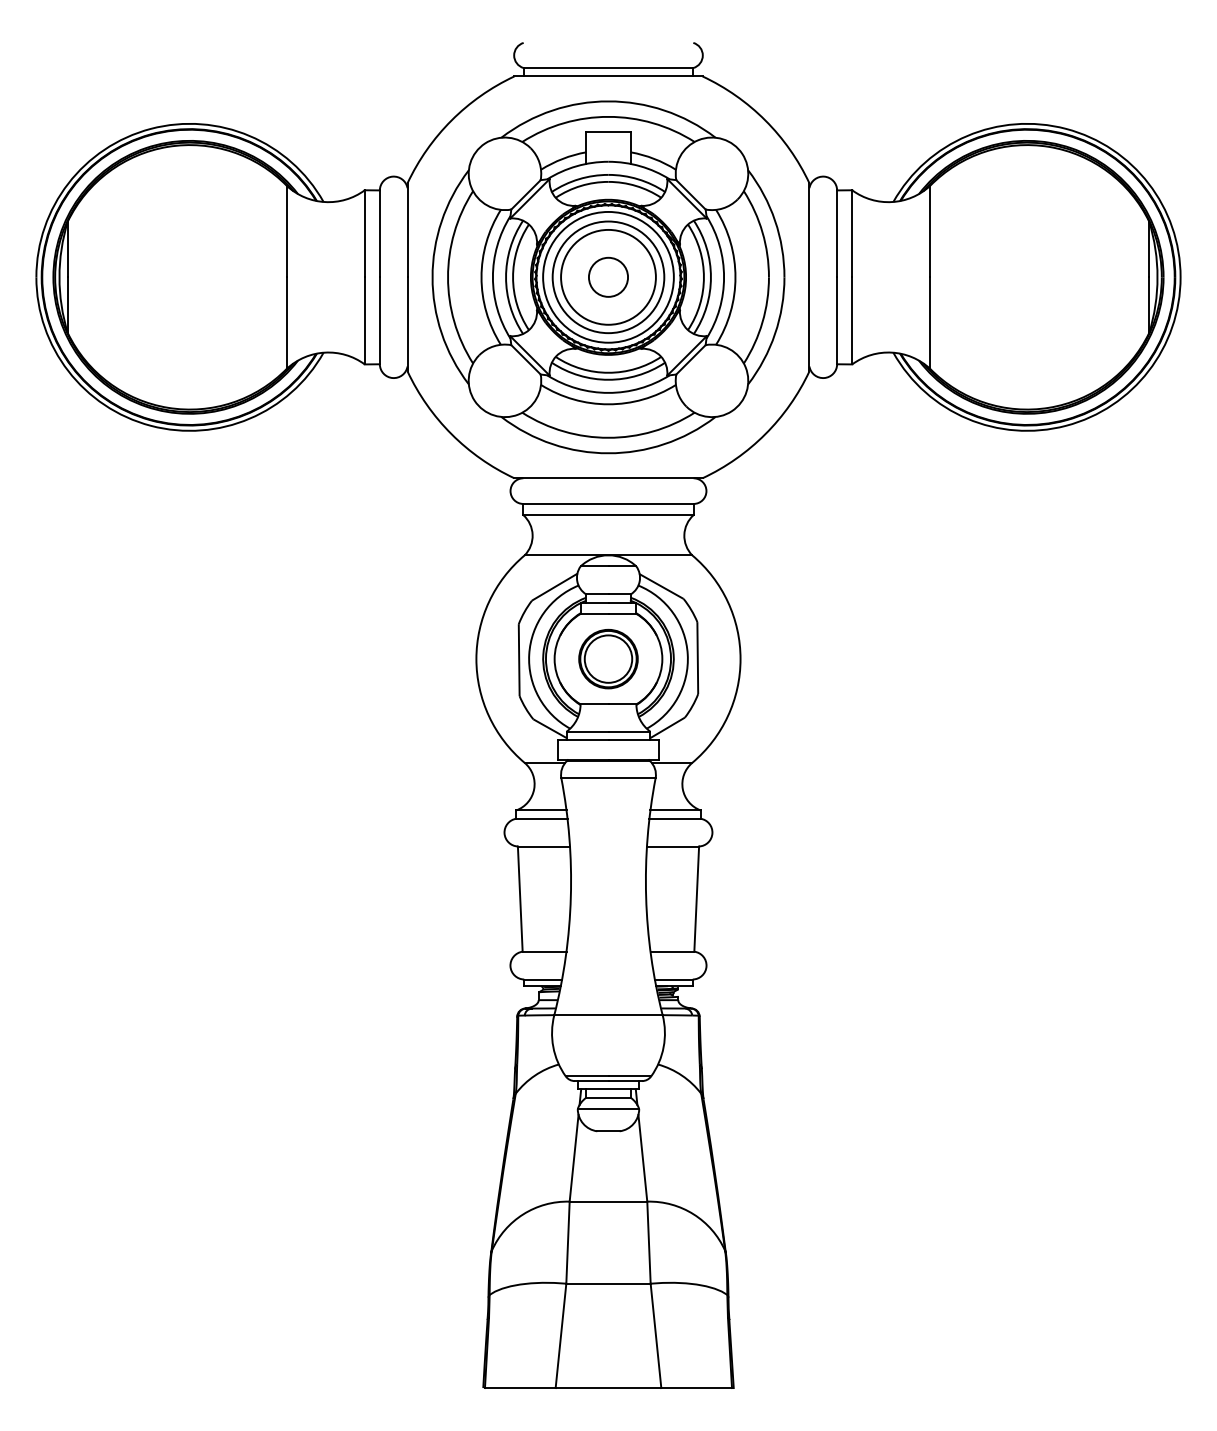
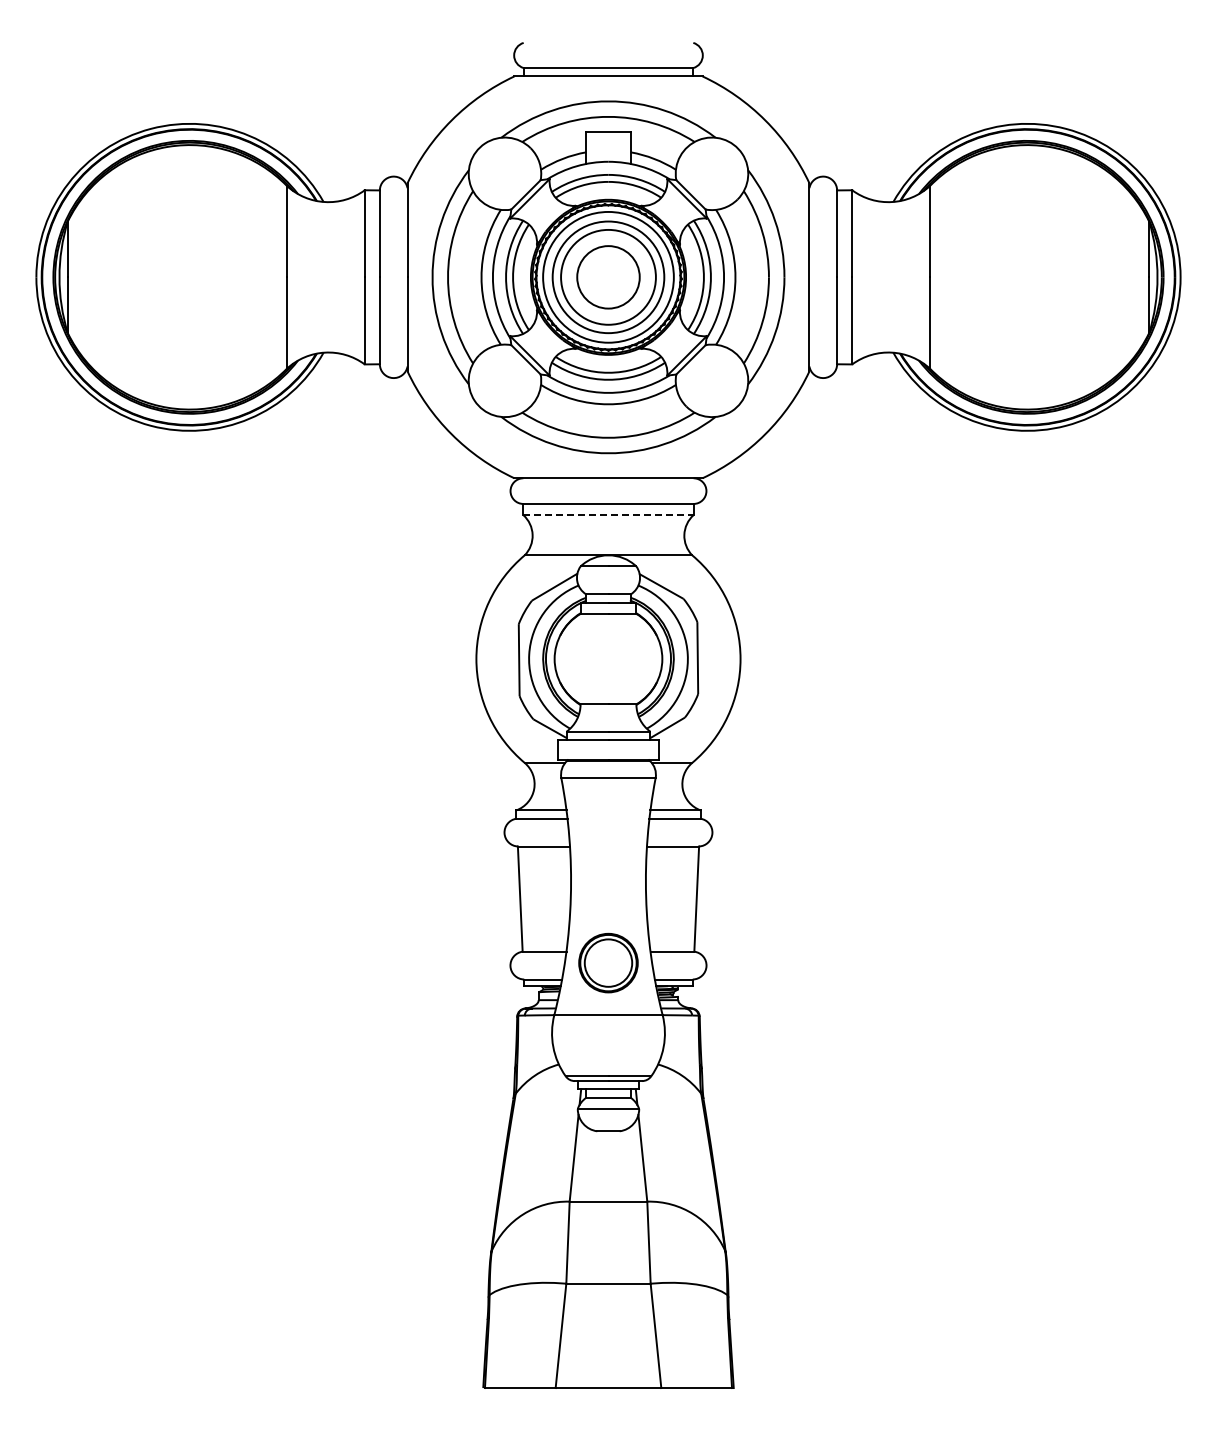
circle diameter: 39 px -> 63 px (608, 277)
line: solid -> dashed (608, 515)
part position: (608, 658) -> (608, 962) (608, 962)
